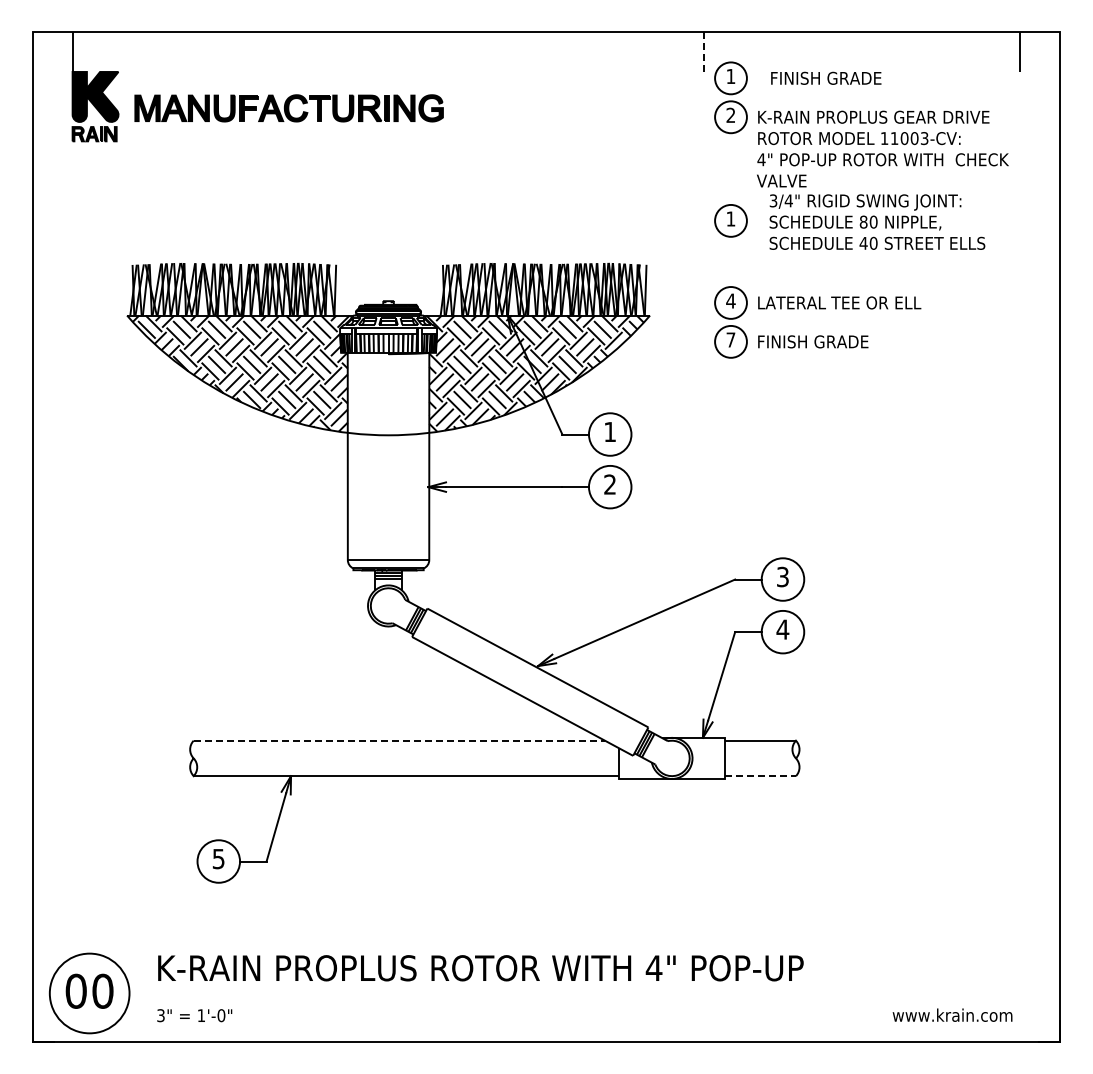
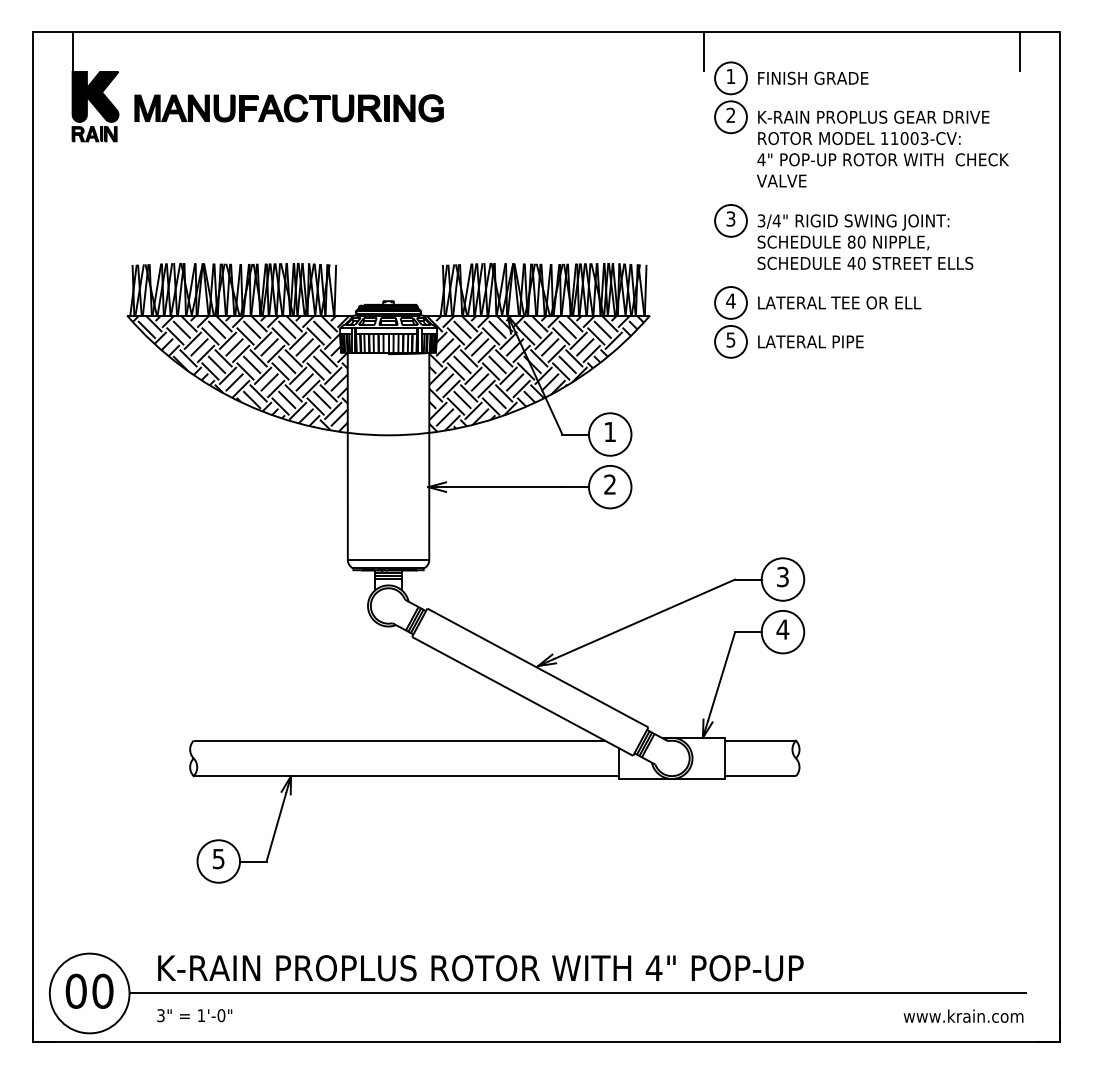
line: dashed -> solid (704, 52)
text position: (826, 77) -> (813, 77) (813, 77)
text: 1 -> 3 (730, 218)
text position: (877, 221) -> (865, 241) (865, 241)
text: 7 -> 5 (730, 339)
text: FINISH GRADE -> LATERAL PIPE (813, 341)
line: dashed -> solid (399, 740)
line: dashed -> solid (761, 776)
line: none -> present (577, 993)
text position: (952, 1014) -> (963, 1015) (963, 1015)
